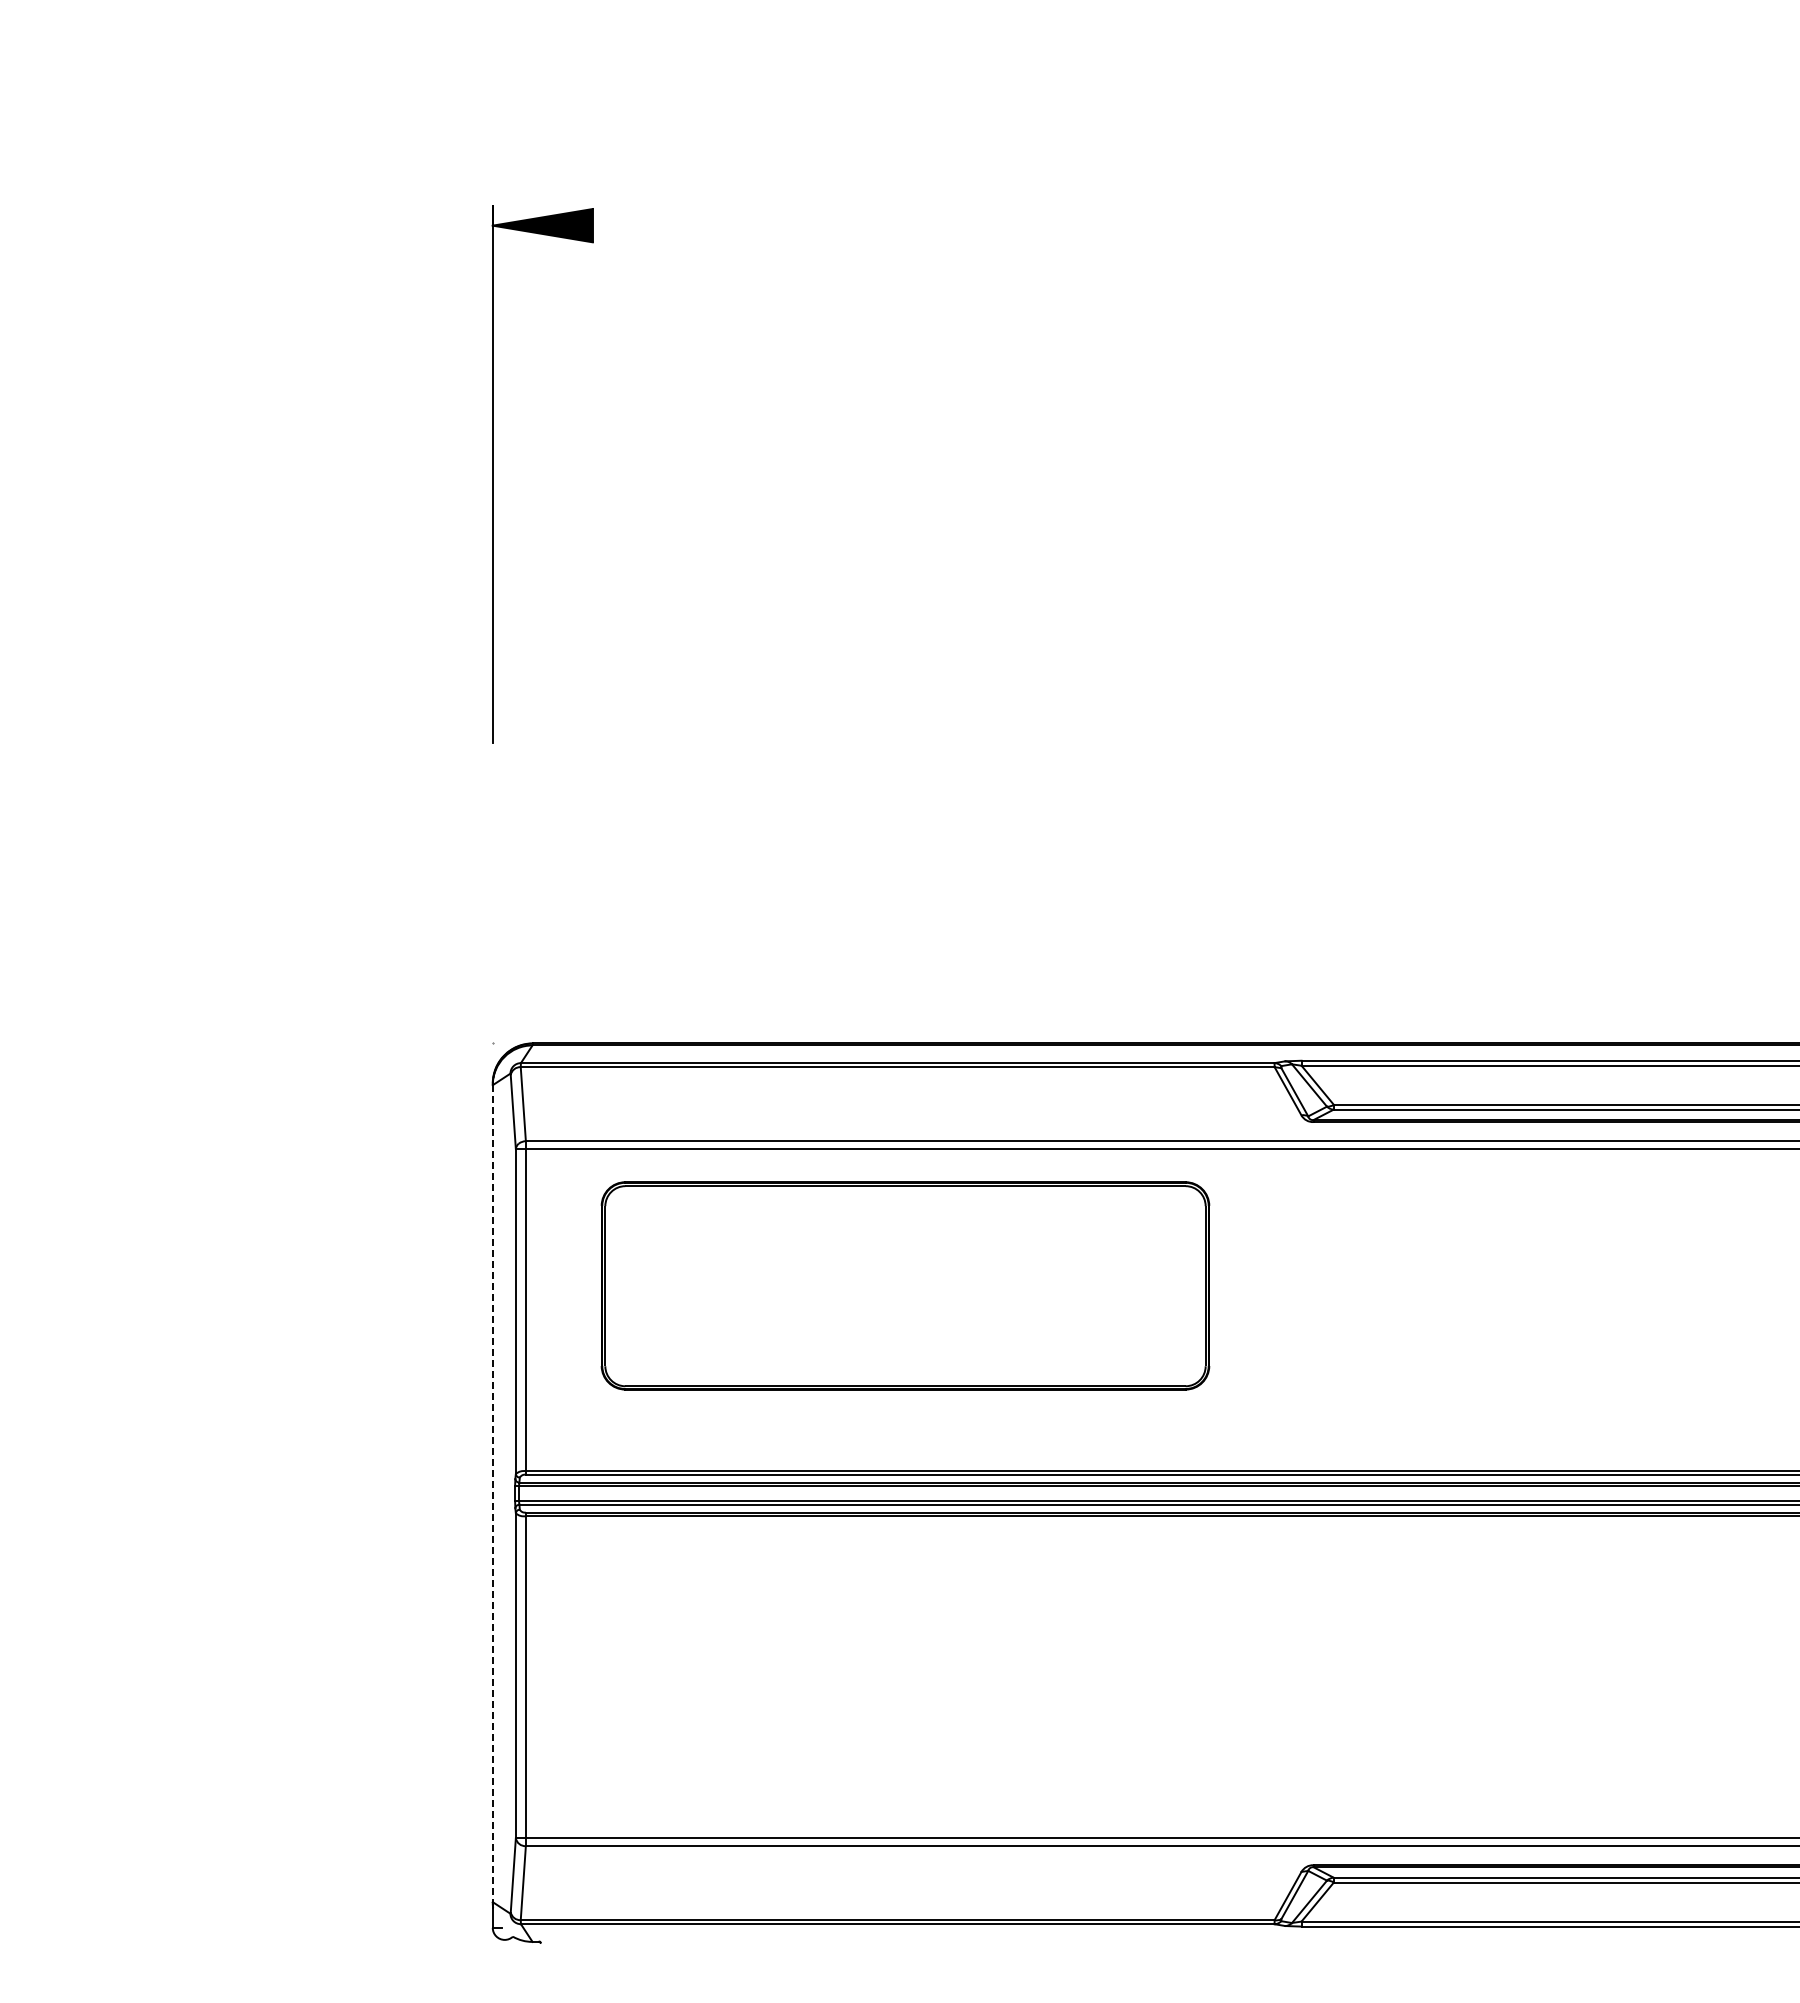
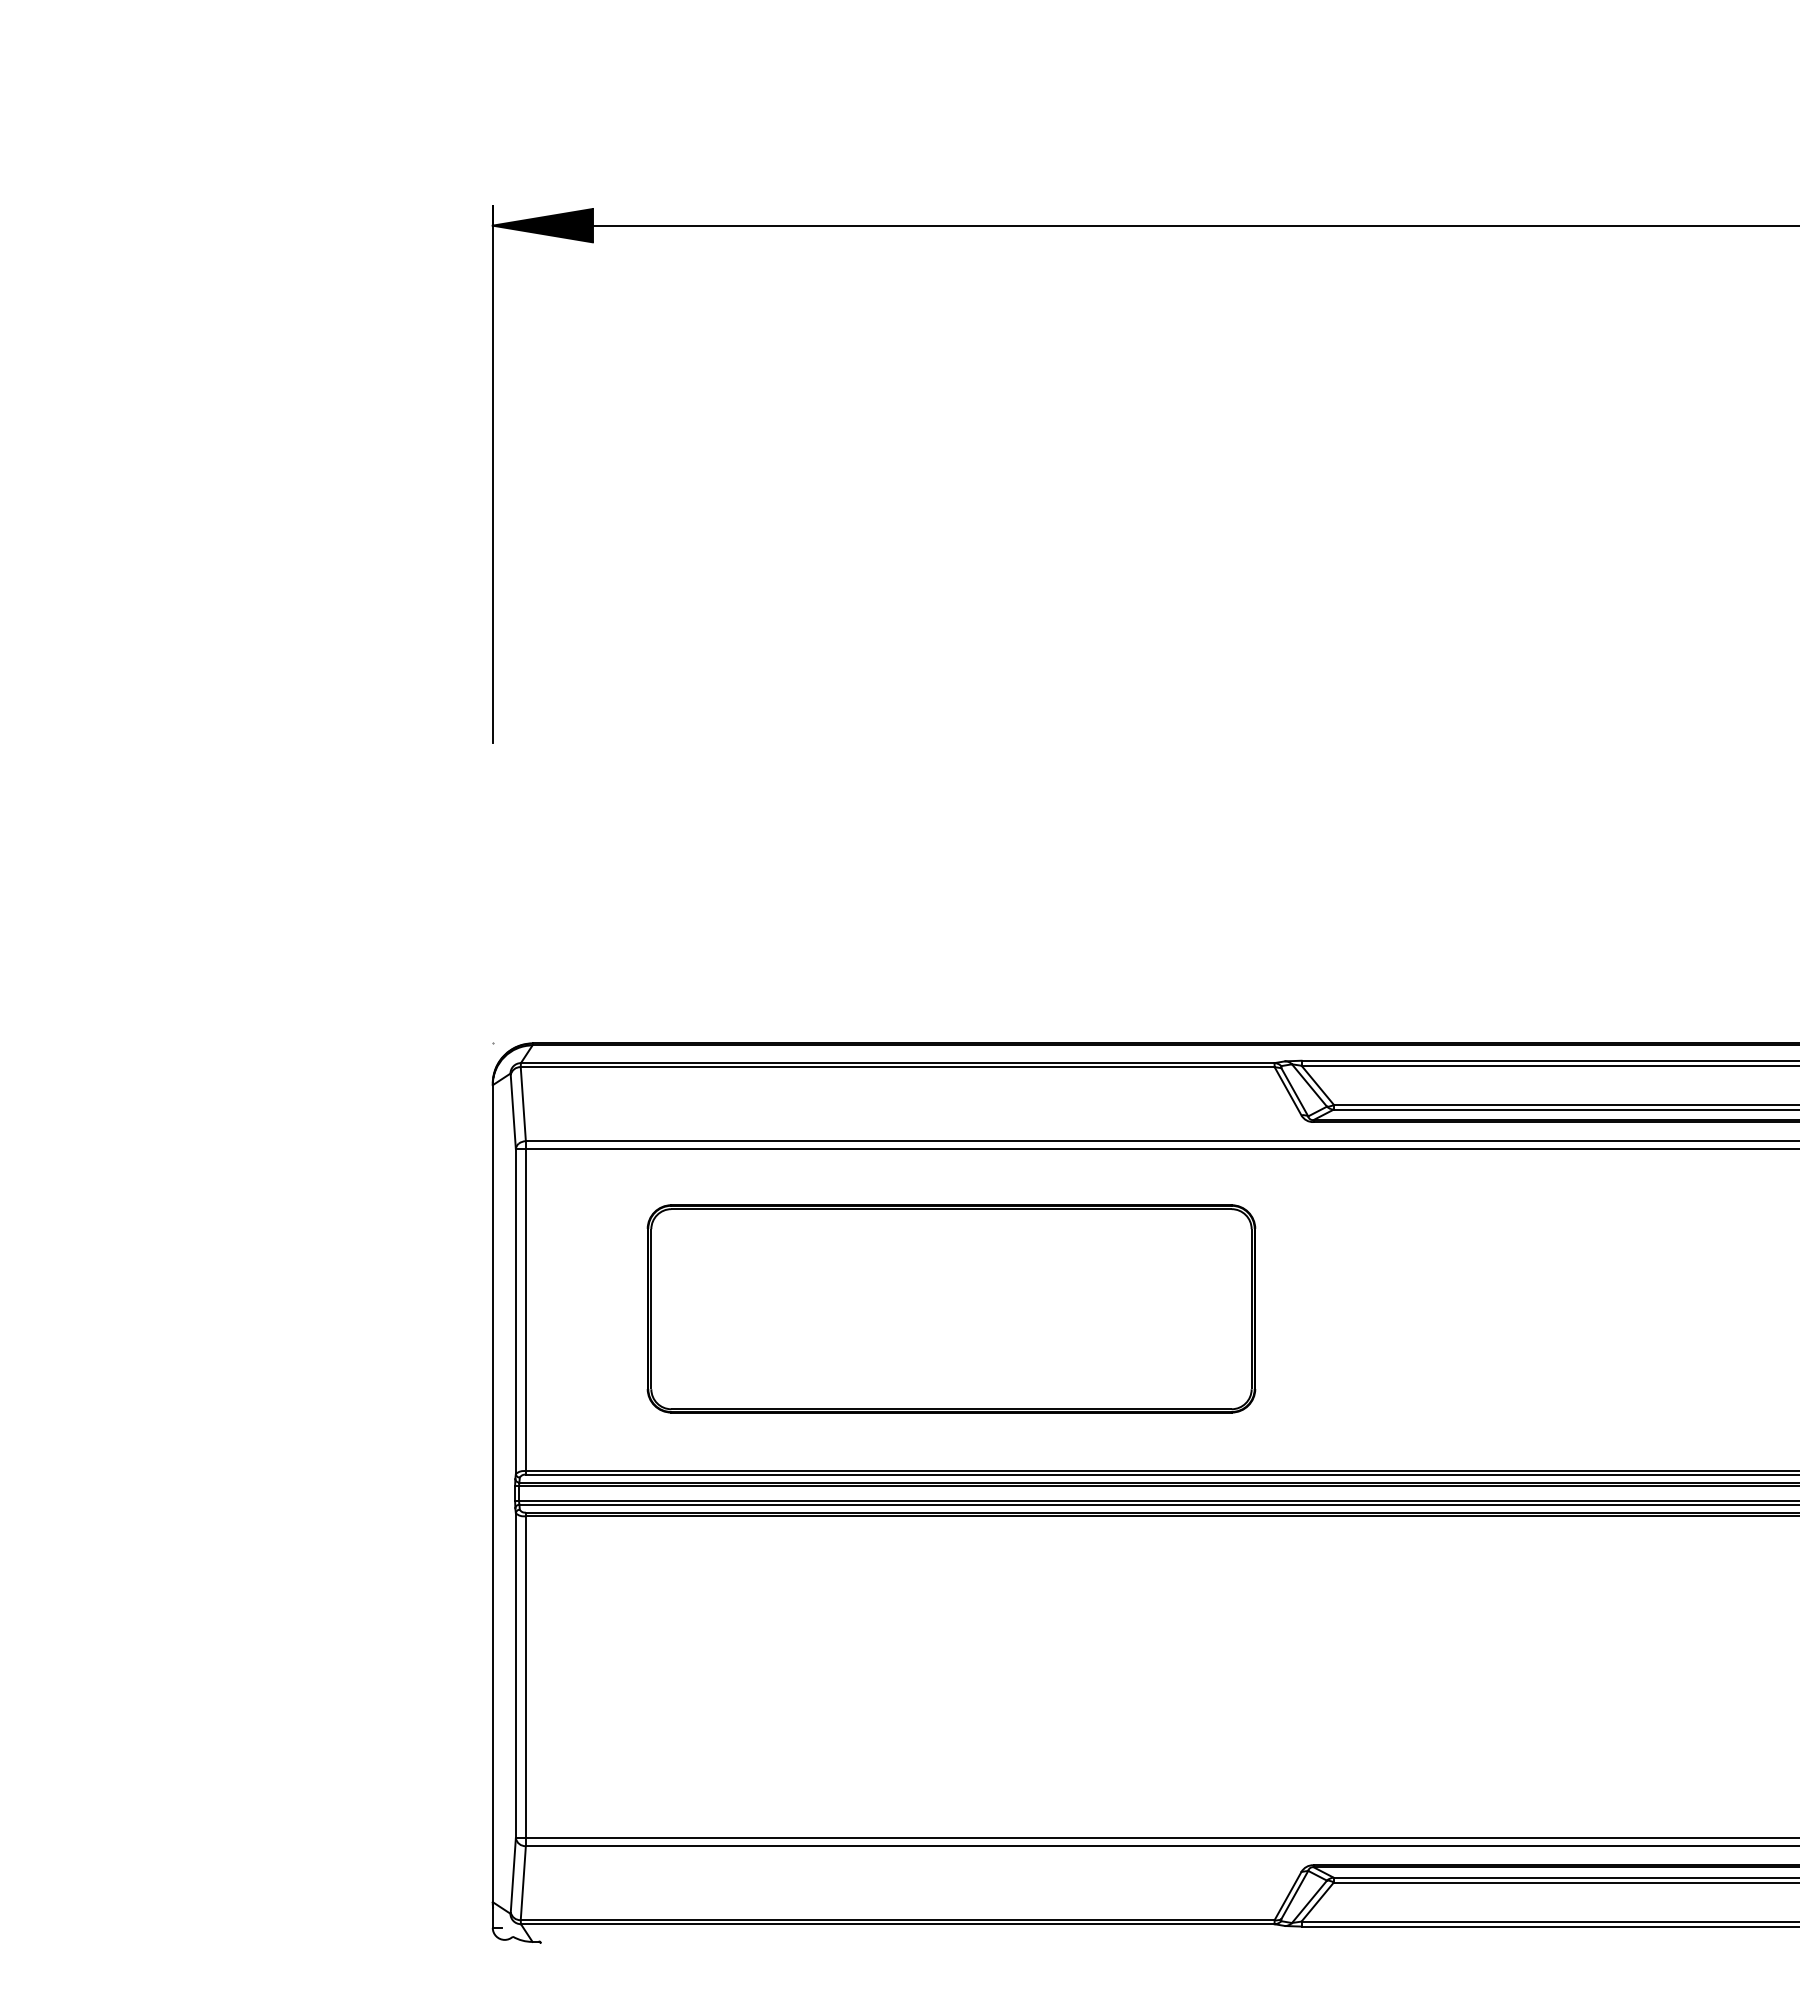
line: none -> present (1194, 225)
part position: (905, 1285) -> (951, 1308) (951, 1308)
line: dashed -> solid (492, 1494)
